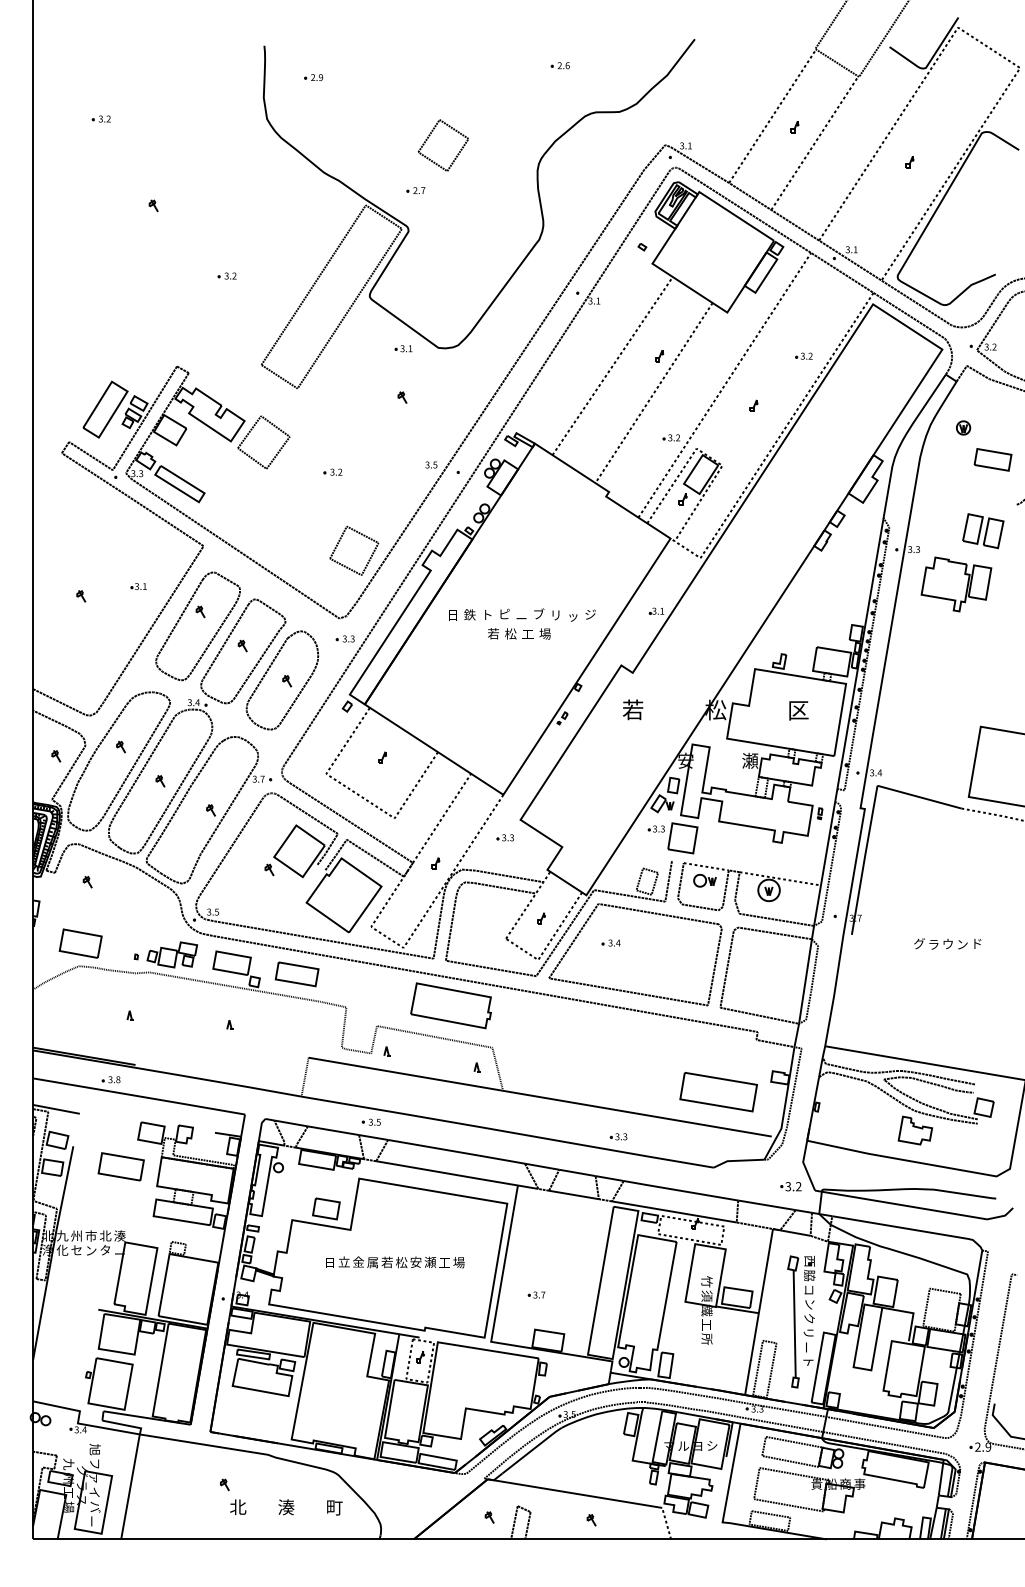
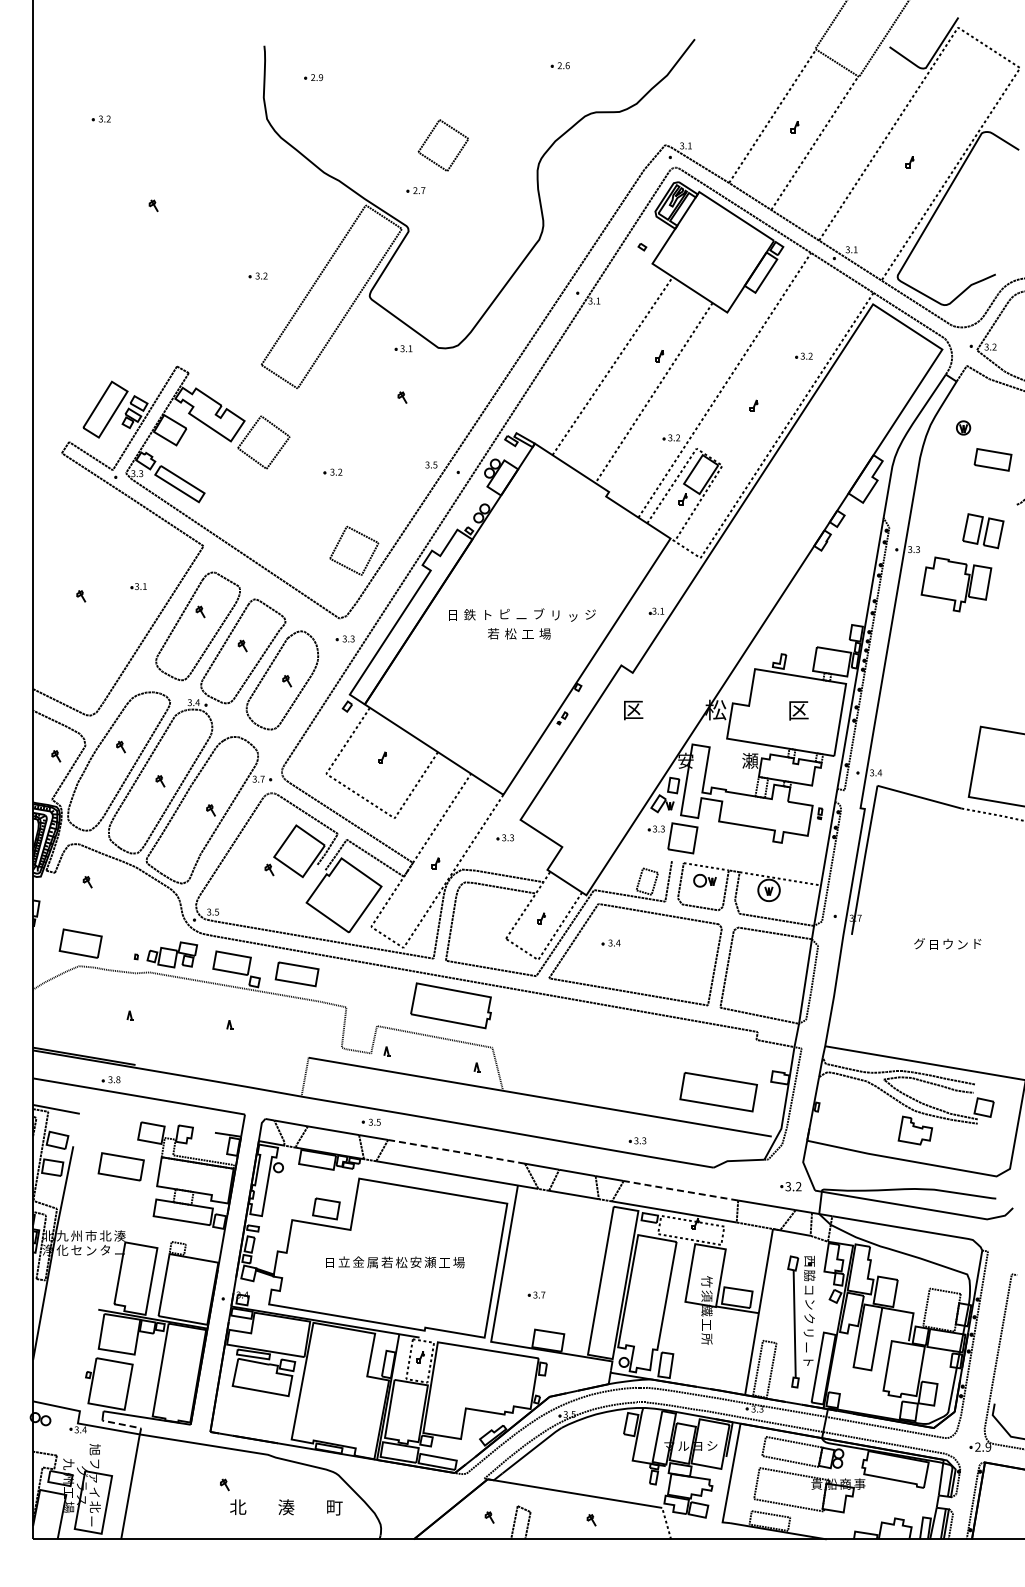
part position: (226, 275) -> (257, 275) (257, 275)
text: 若 -> 区 (632, 709)
text: ラ -> 日 (933, 944)
part position: (618, 1136) -> (637, 1140) (637, 1140)
line: solid -> dashed (456, 1151)
line: solid -> dashed (680, 1190)
line: solid -> dashed (125, 1425)
text: バ -> 北 (94, 1506)
